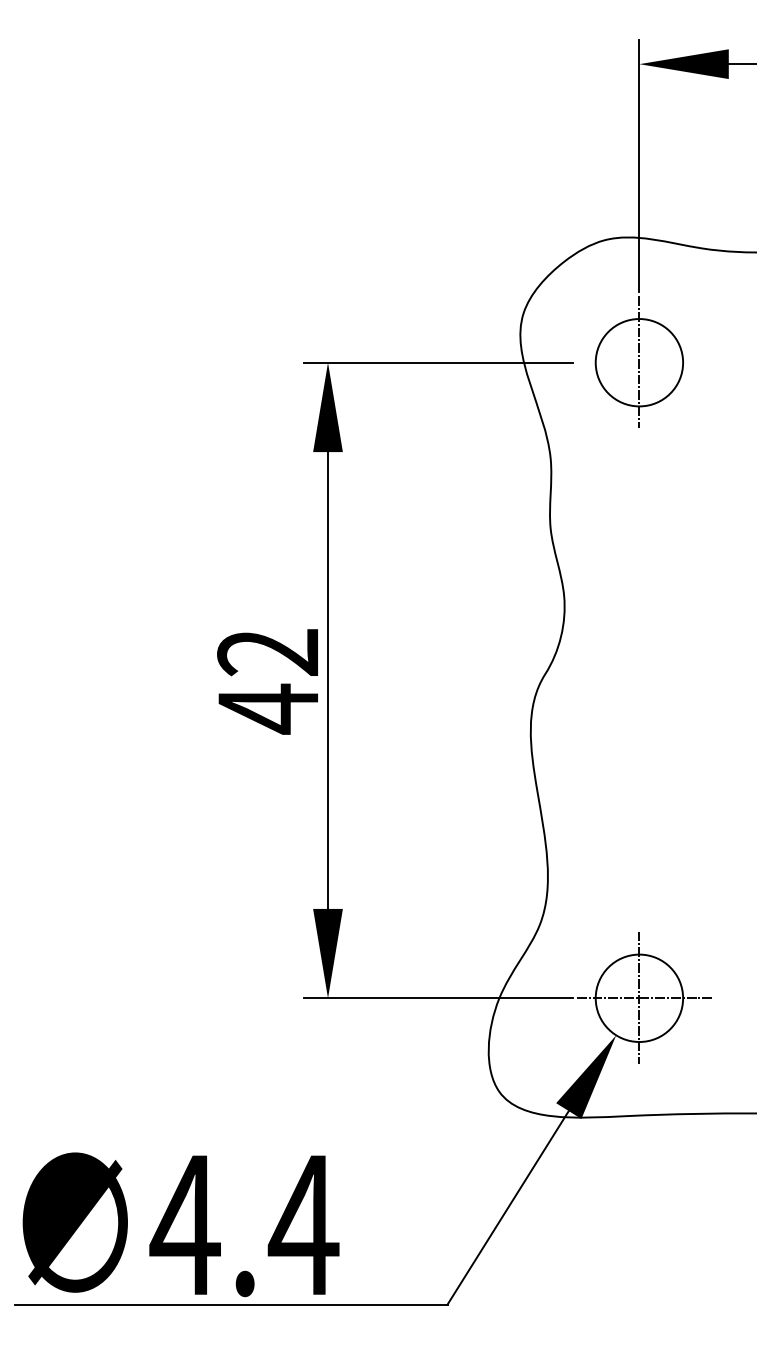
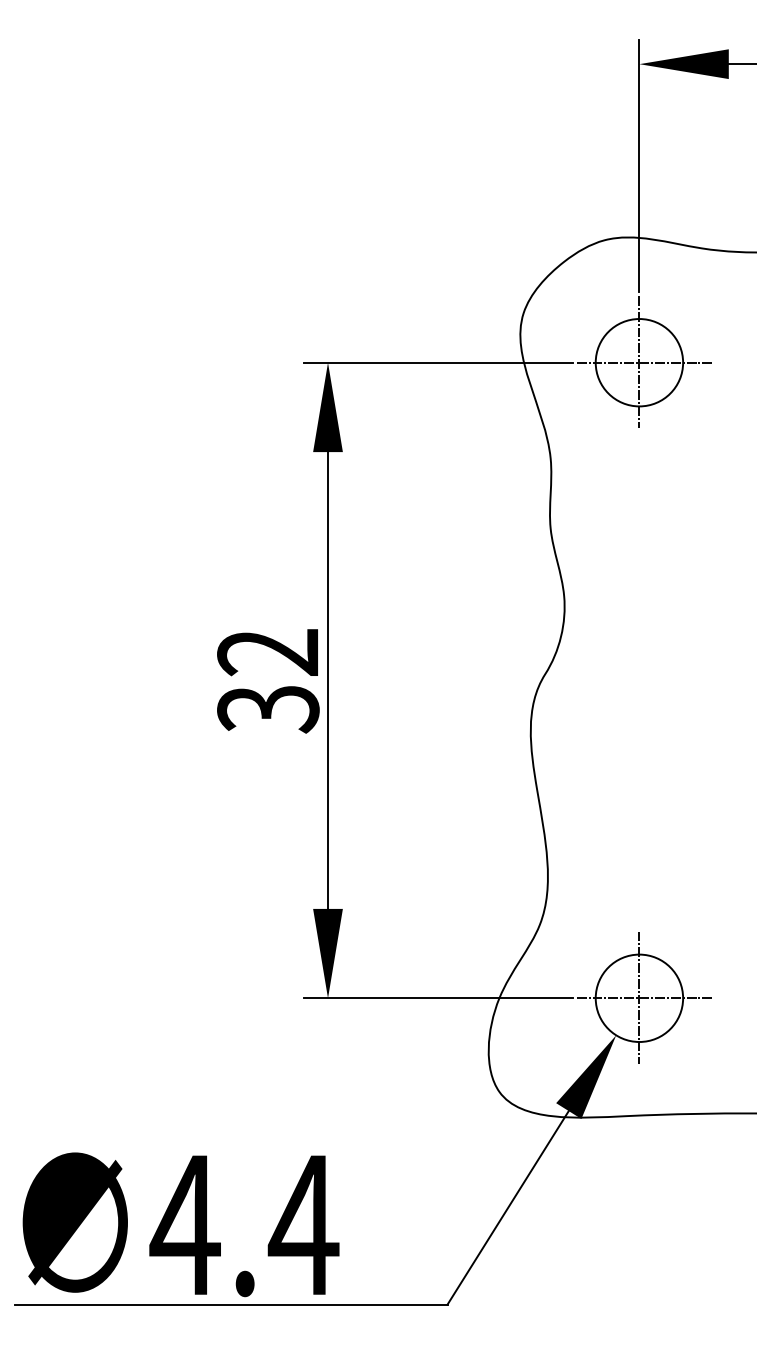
line: none -> present (644, 362)
text: 42 -> 32 (268, 708)
